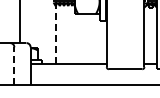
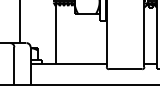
line: dashed -> solid (55, 34)
line: dashed -> solid (14, 66)
